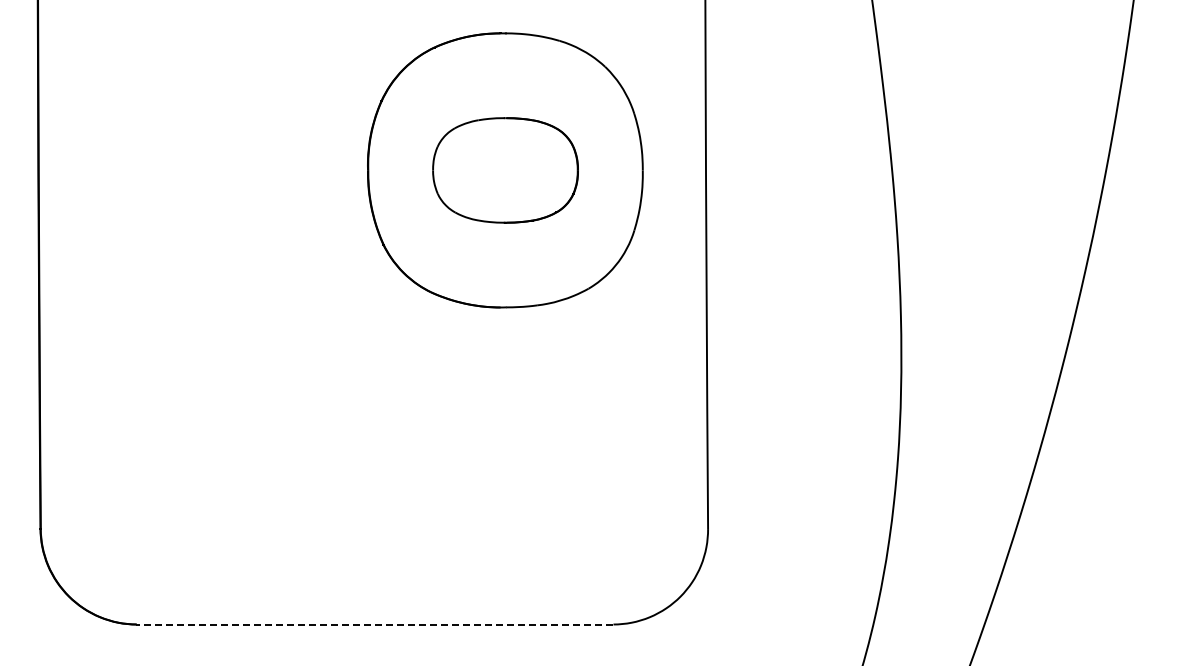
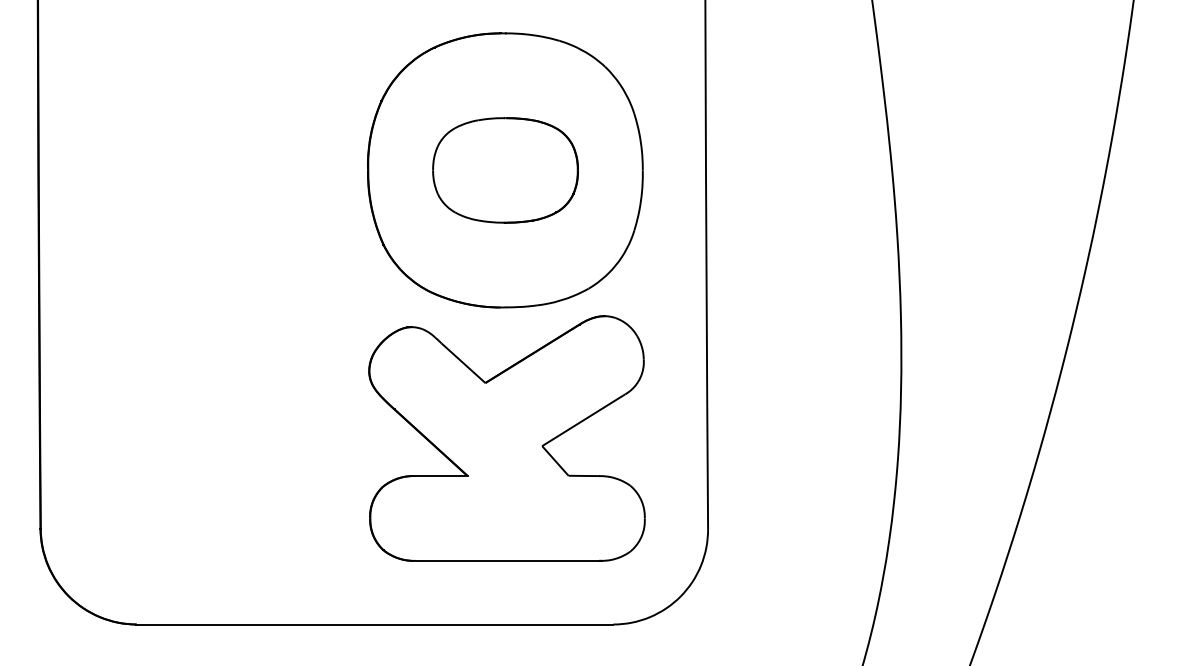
part: none -> present (506, 438)
line: dashed -> solid (374, 624)
